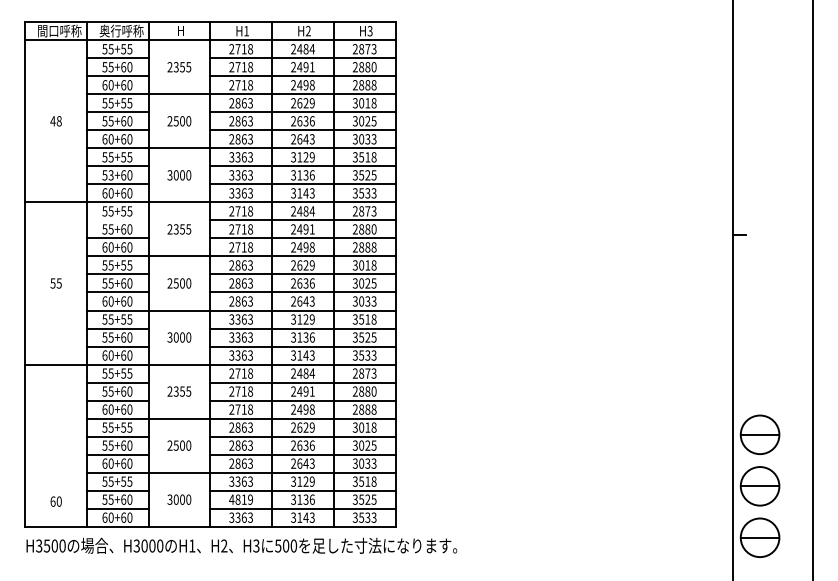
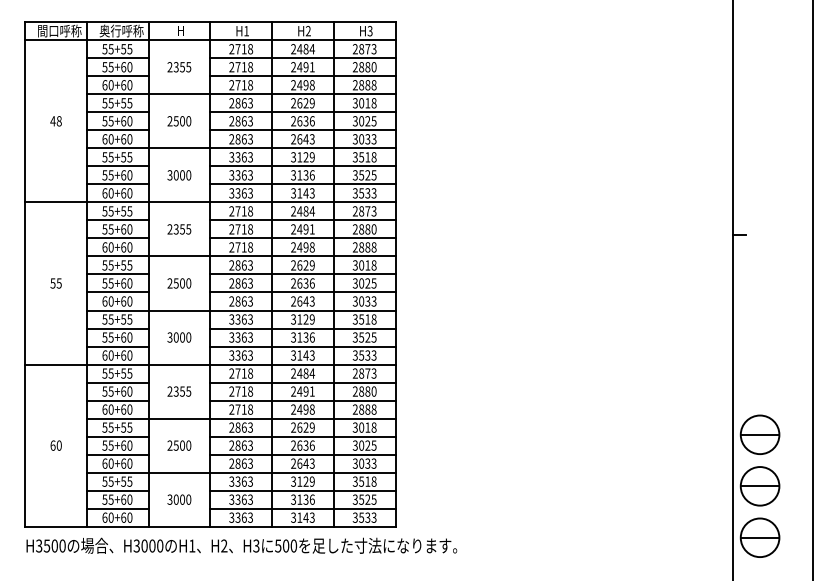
text: 53+60 -> 55+60 (111, 174)
line: none -> present (117, 220)
text: 4819 -> 3363 (240, 499)
text position: (55, 501) -> (55, 445) (55, 445)
